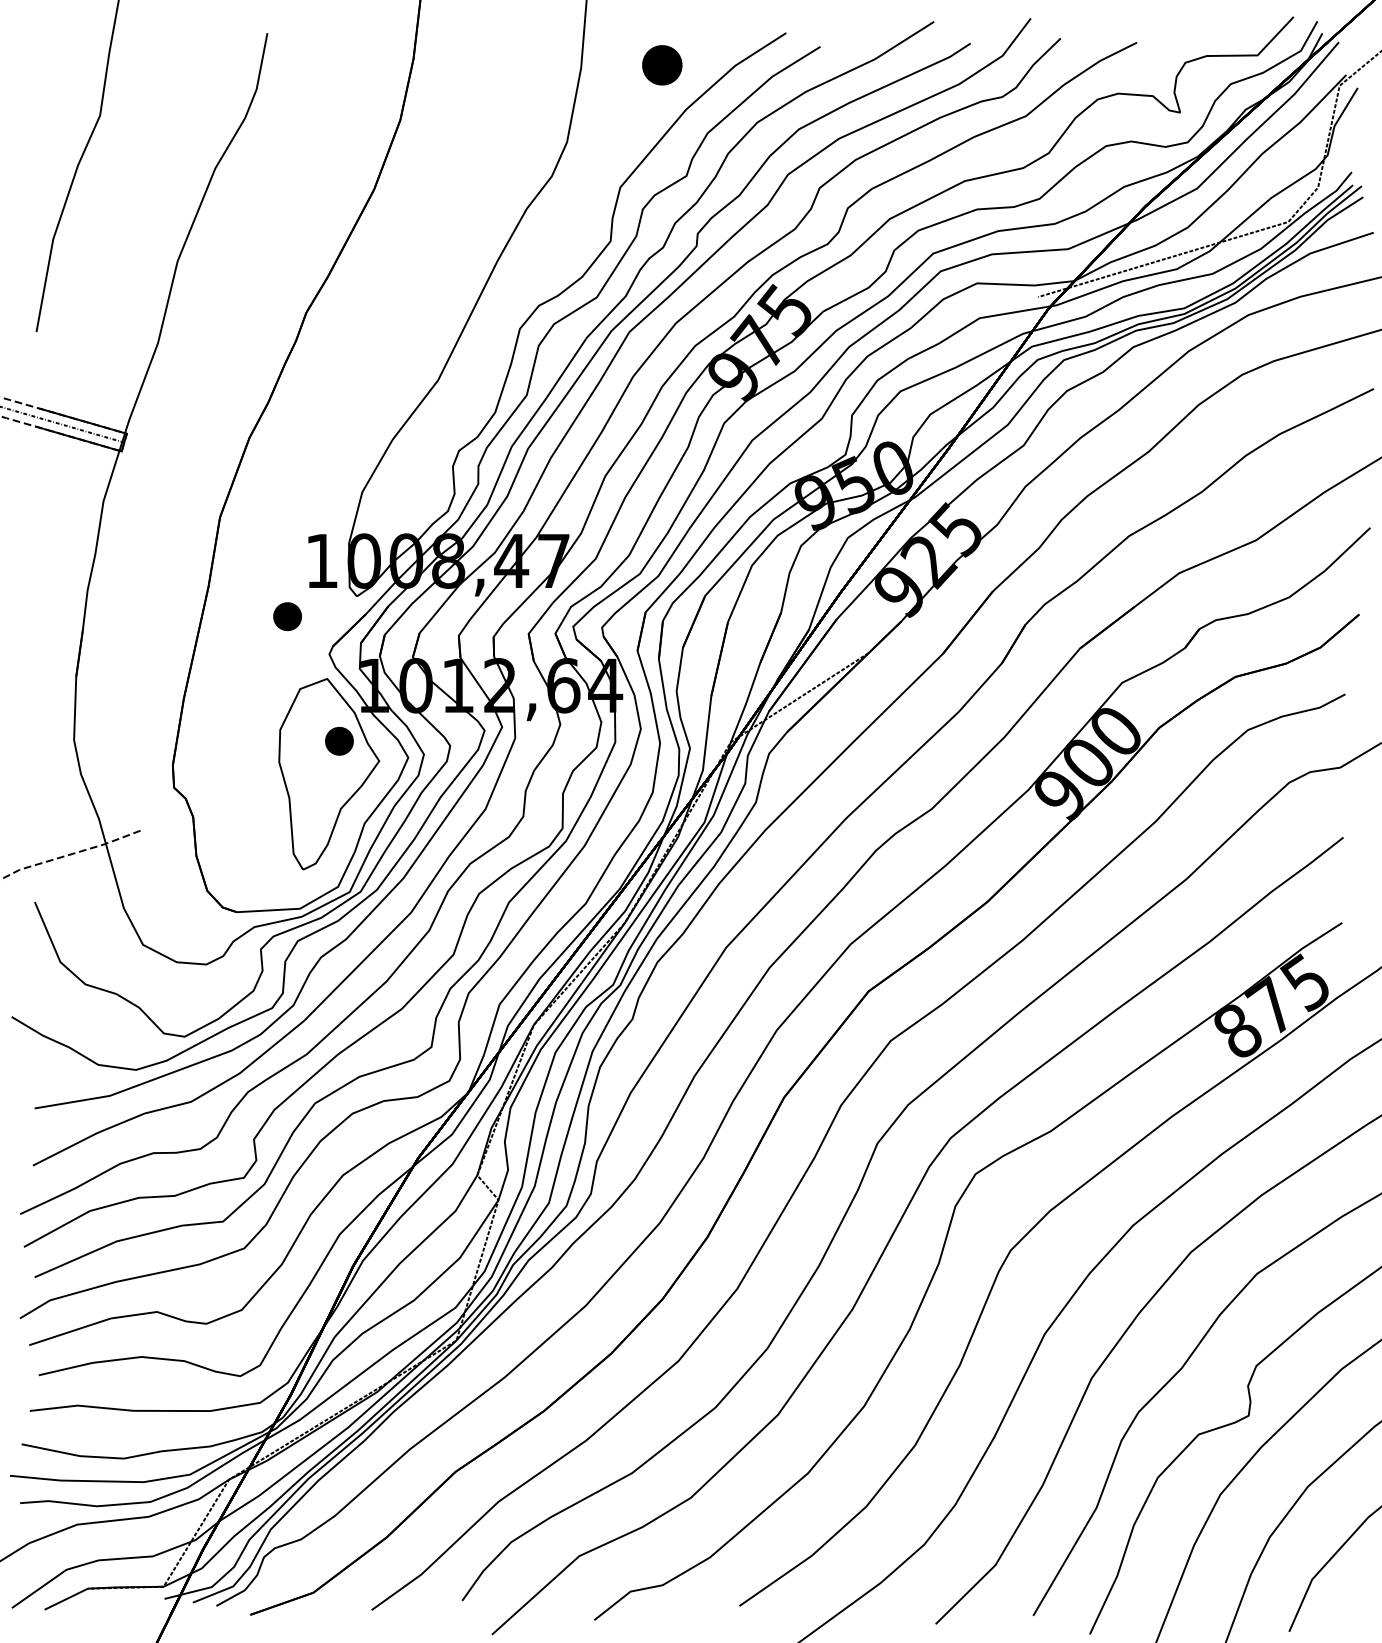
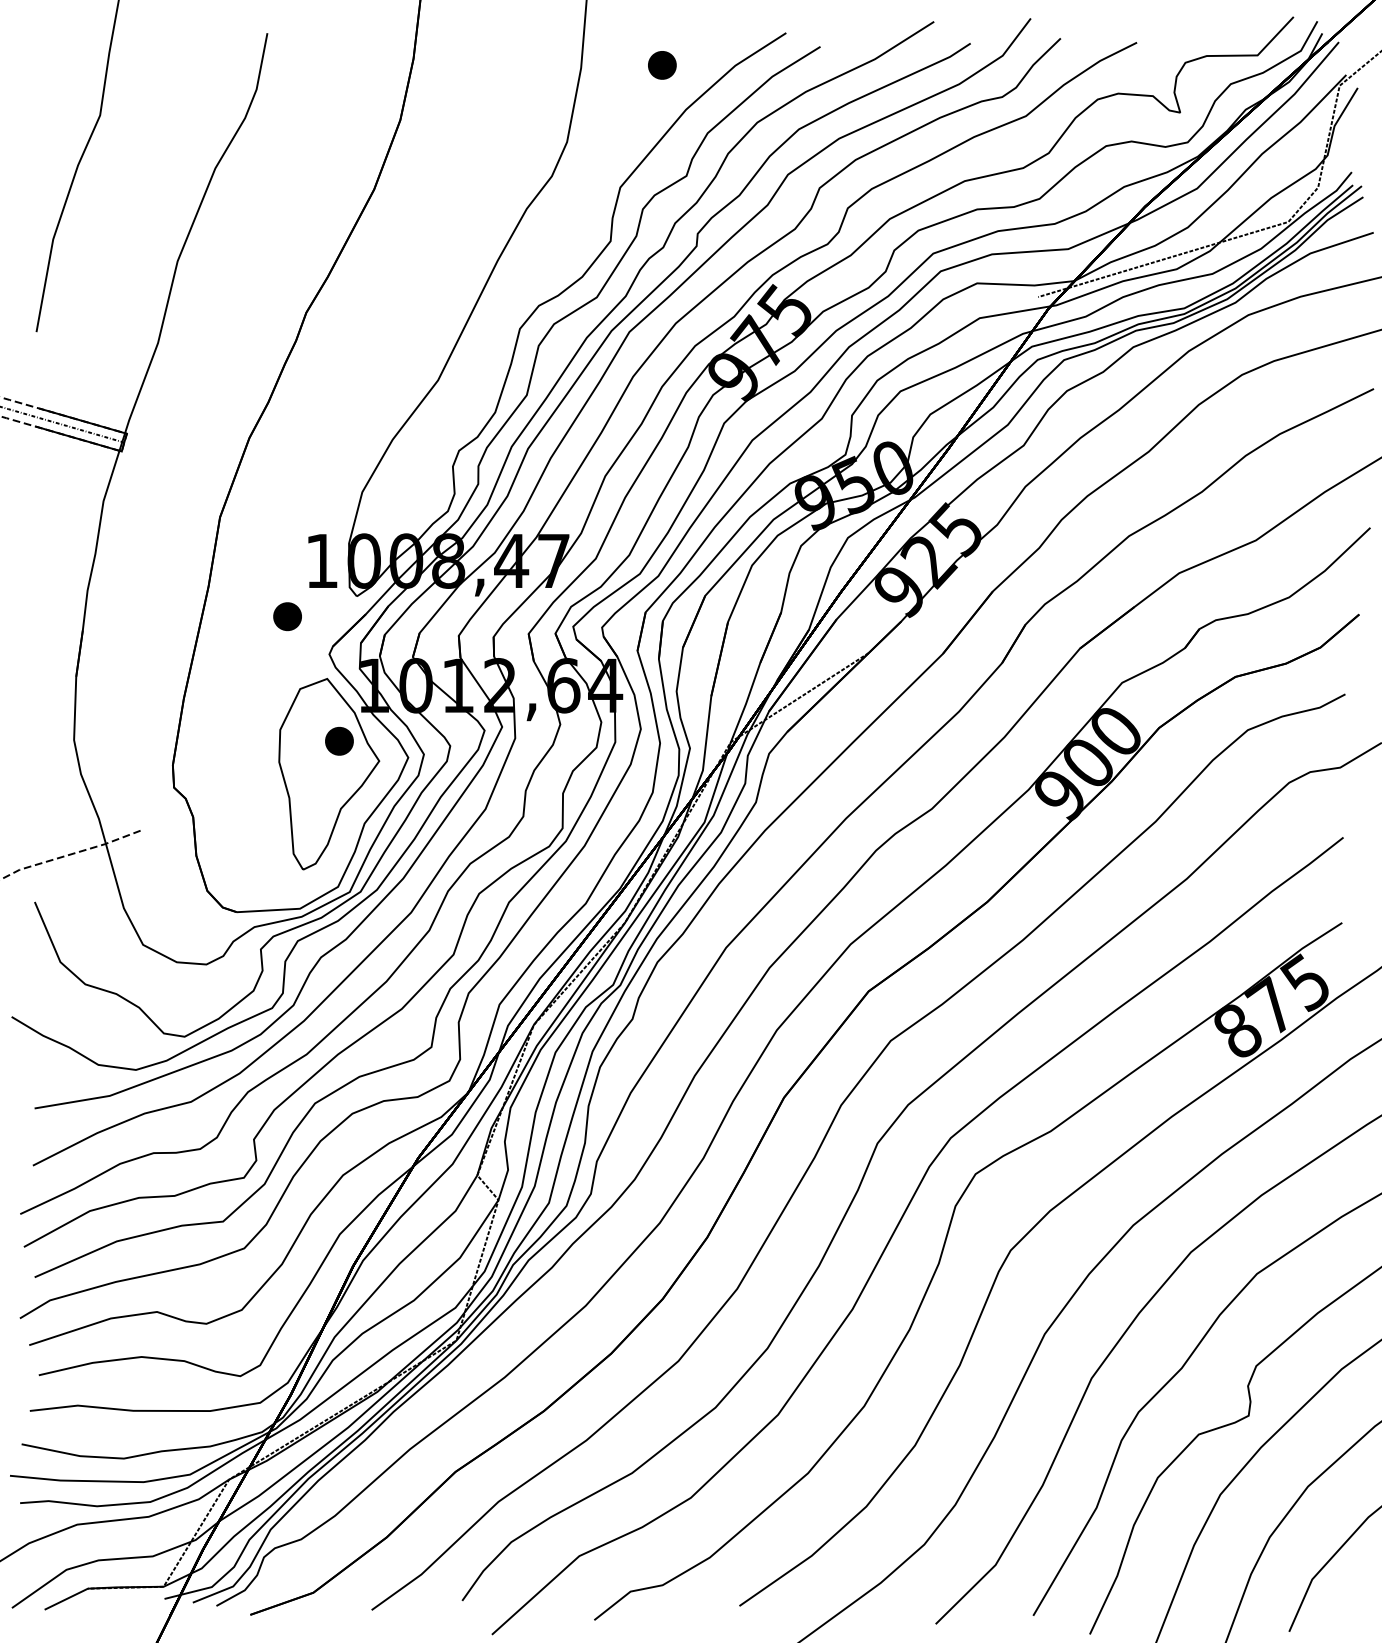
part size: 41x41 px -> 29x29 px (662, 65)
